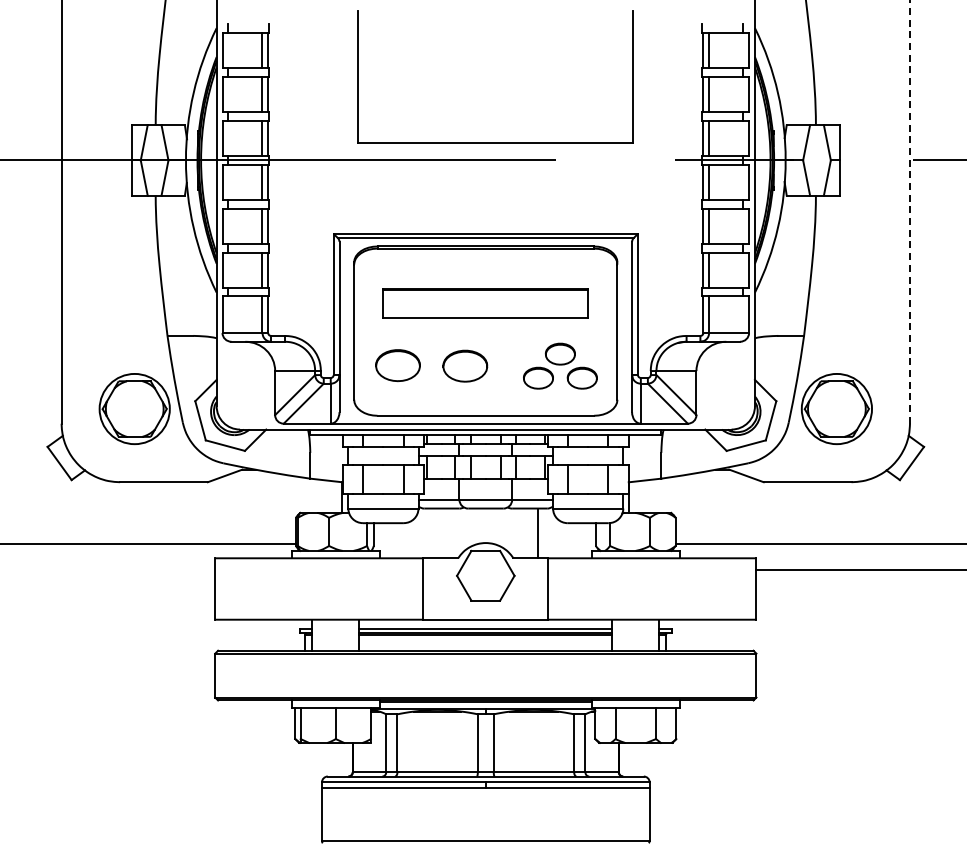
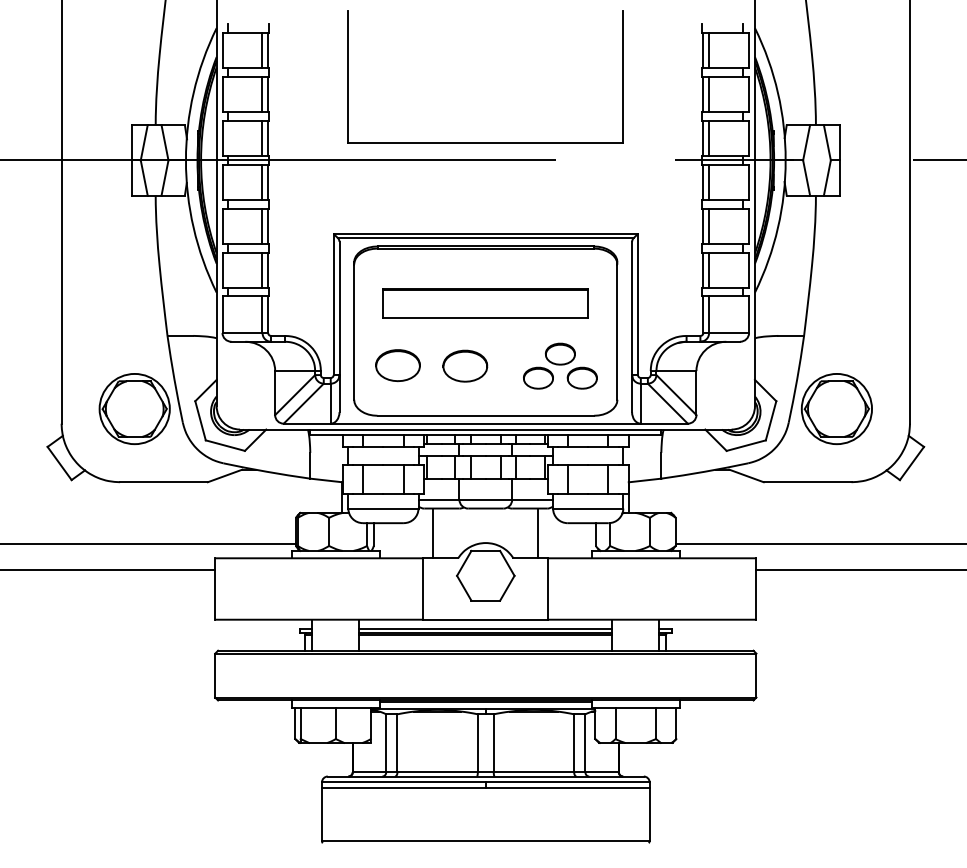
part position: (495, 142) -> (485, 142) (485, 142)
line: dashed -> solid (910, 211)
line: none -> present (433, 533)
line: none -> present (108, 570)
